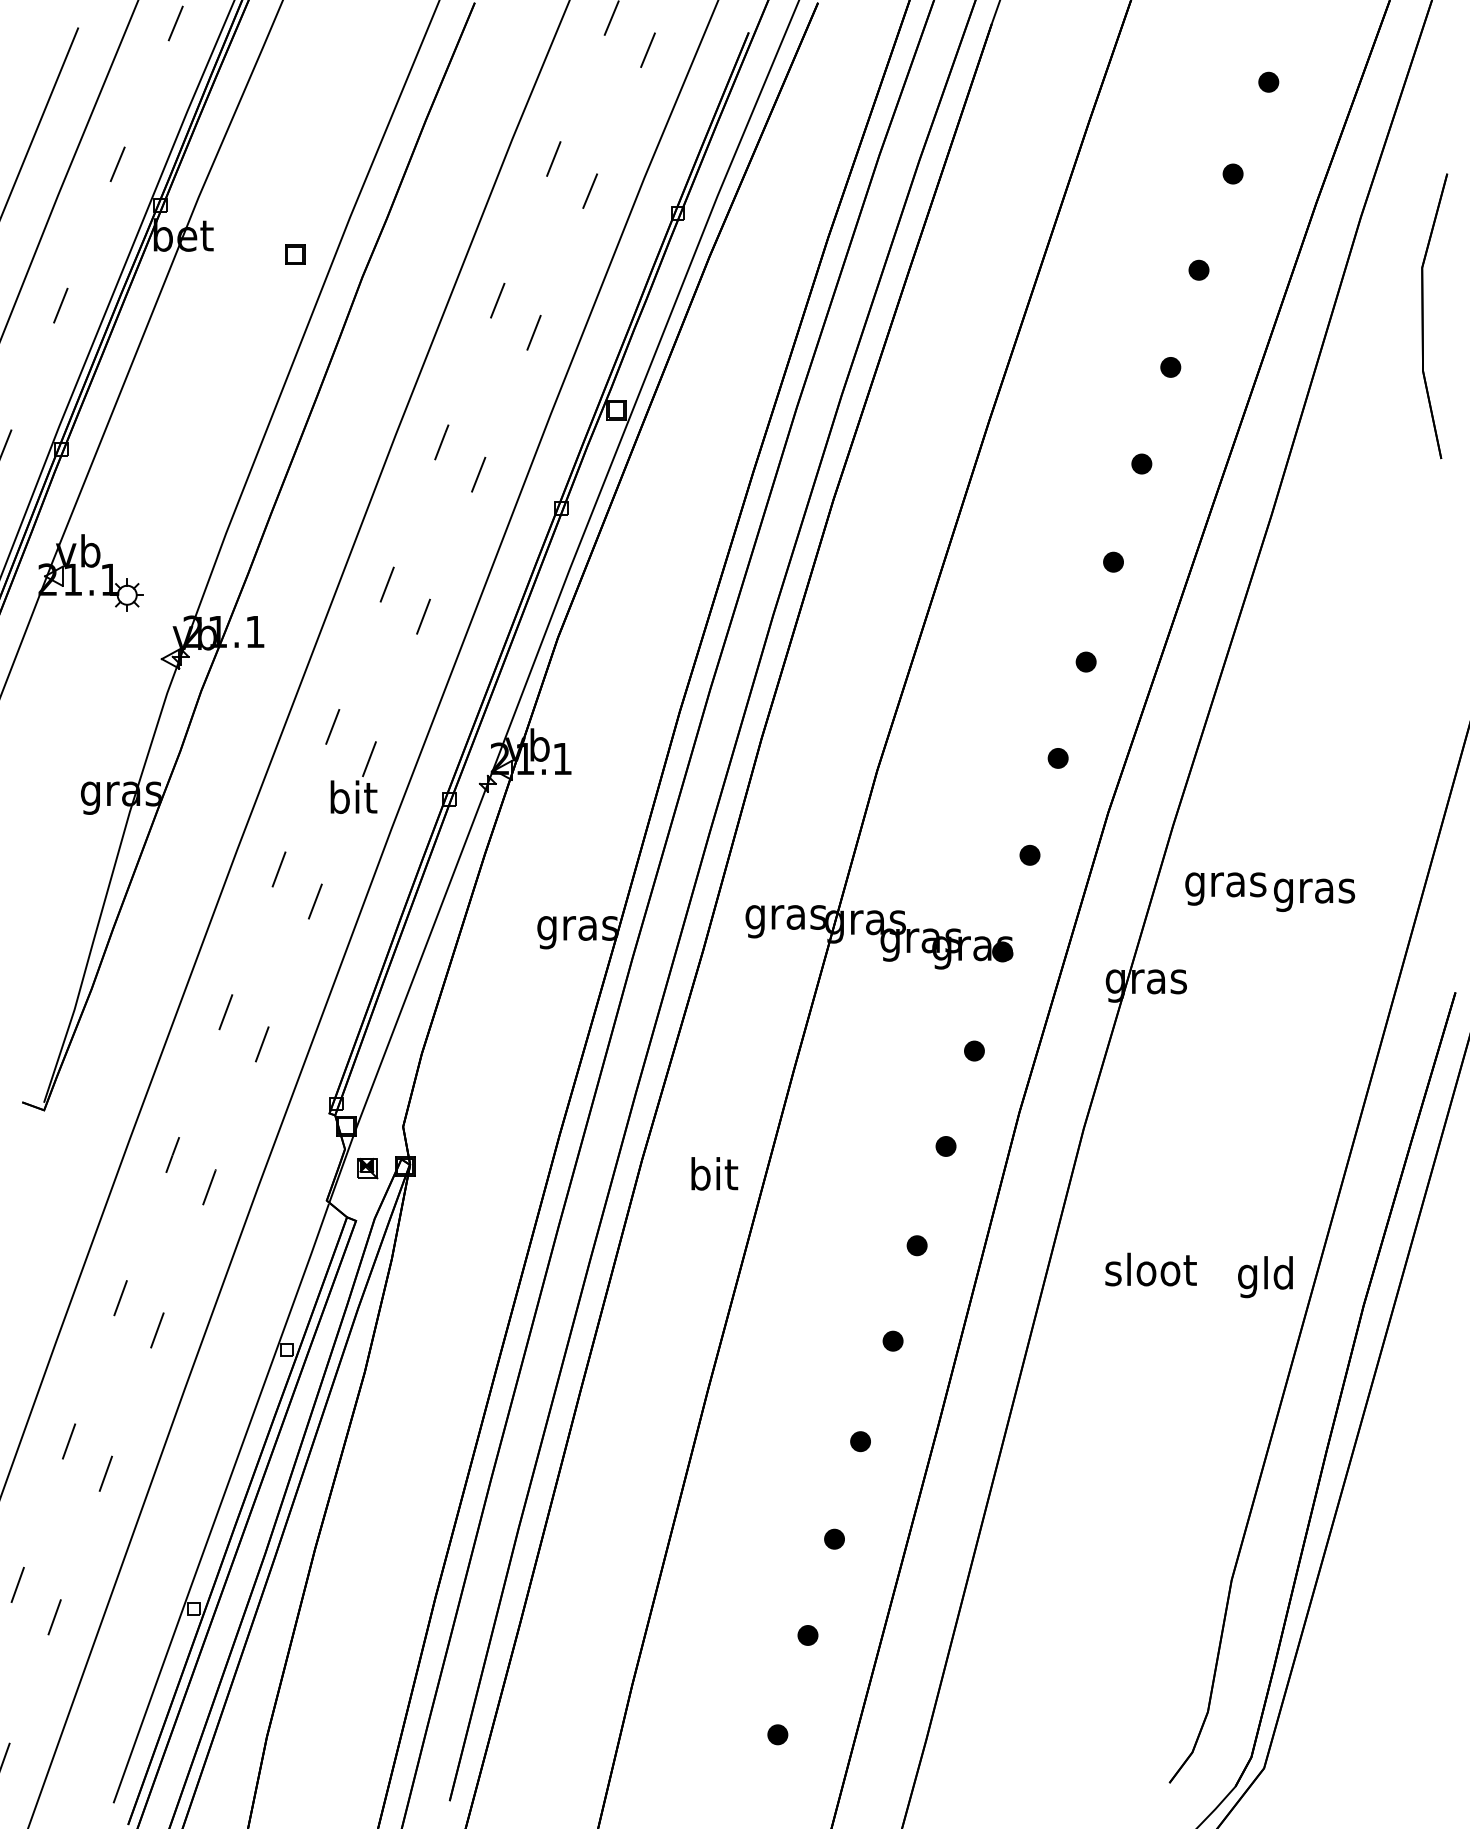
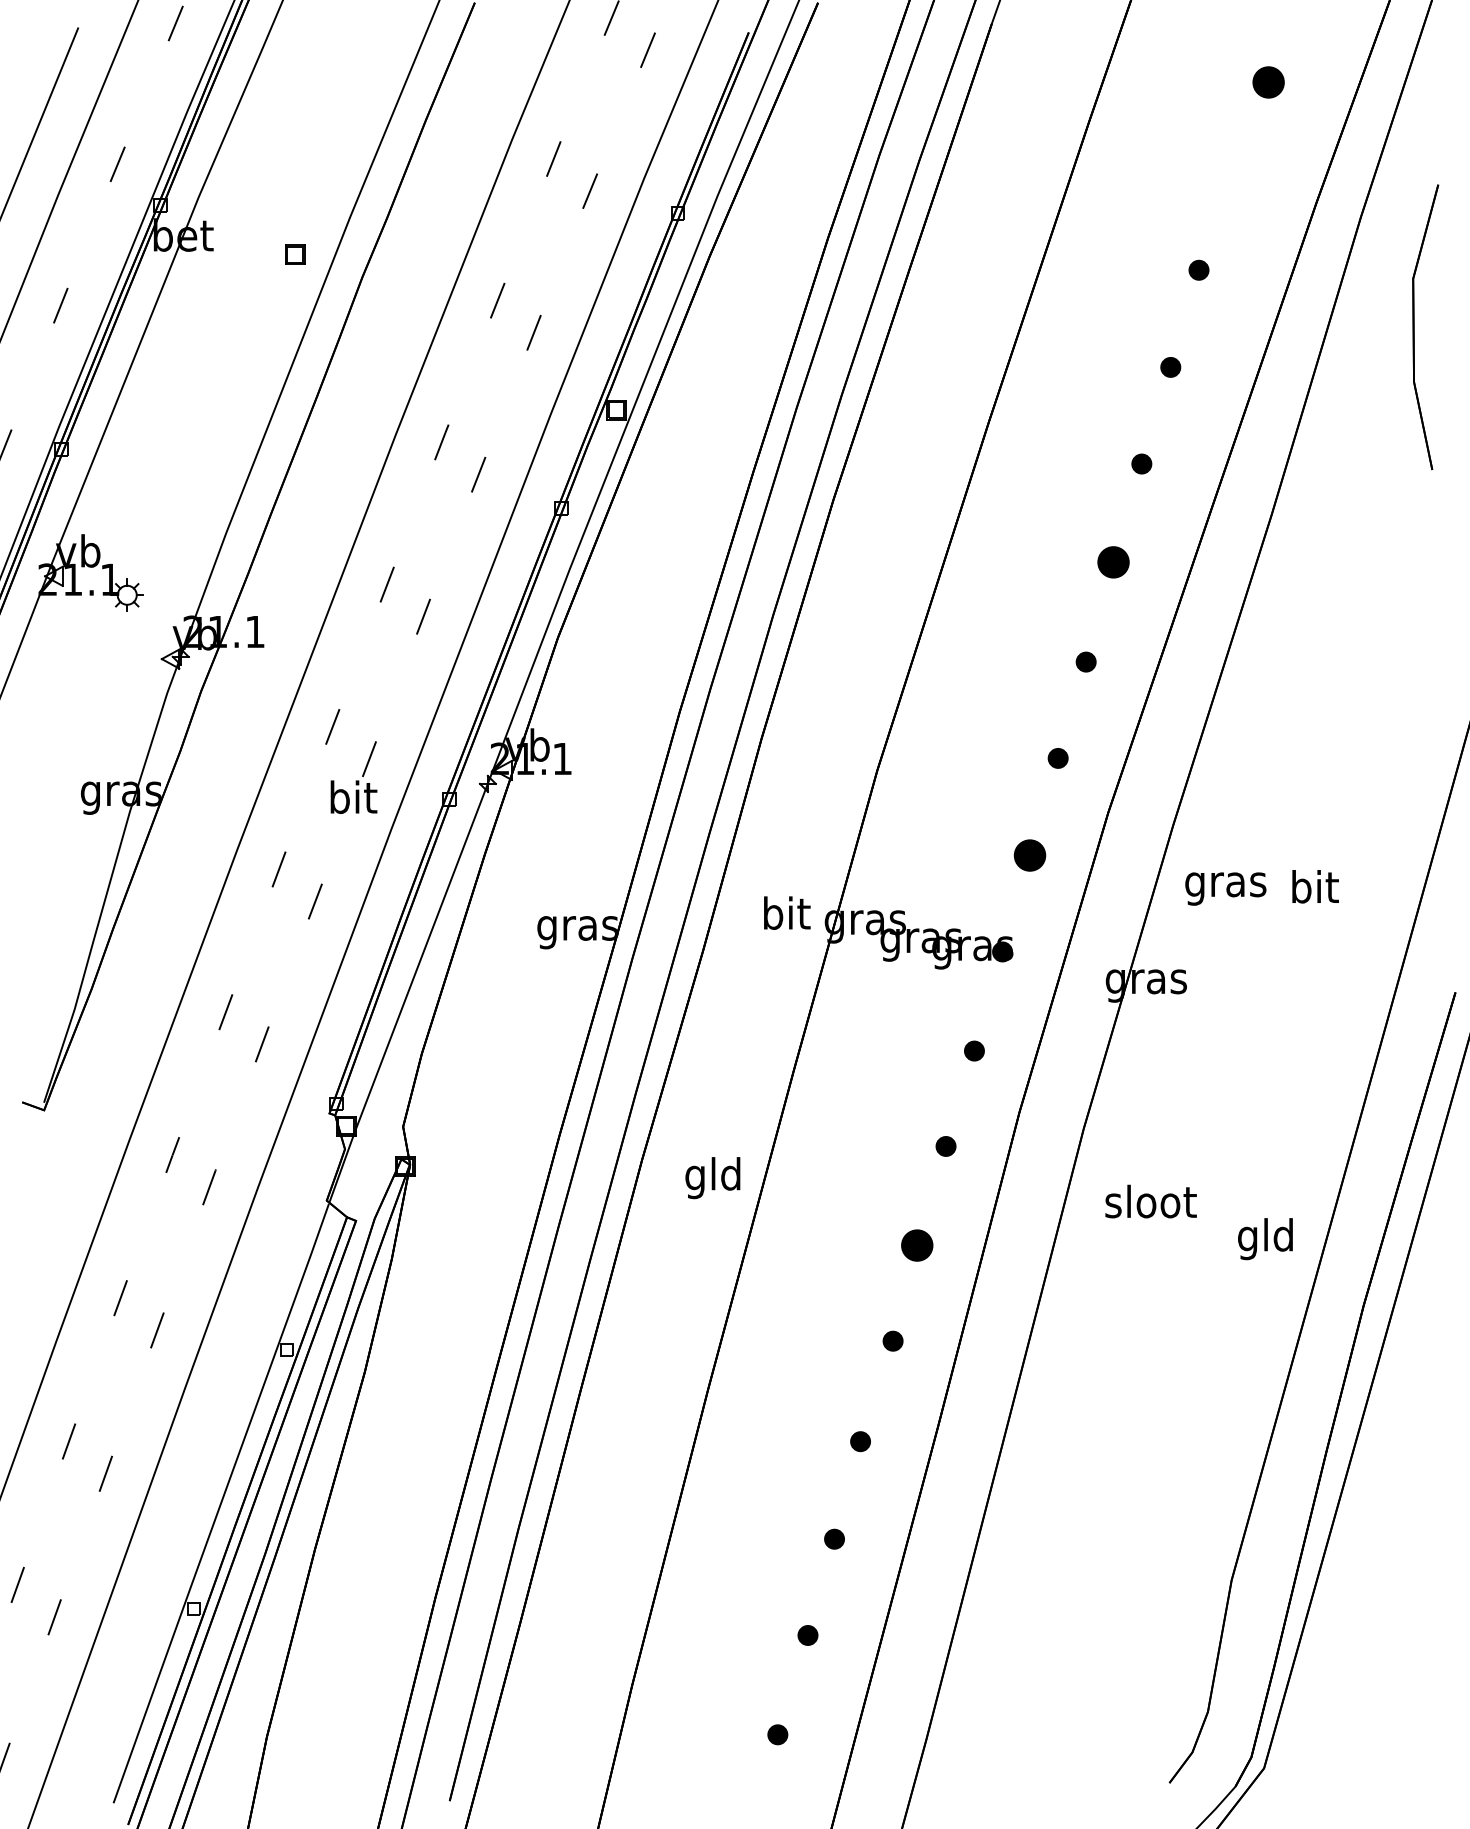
part size: 22x22 px -> 33x33 px (1268, 82)
part: present -> none (1232, 173)
part position: (1423, 316) -> (1414, 327) (1414, 327)
part size: 21x22 px -> 33x33 px (1113, 562)
part size: 22x22 px -> 34x33 px (1029, 855)
text: gras -> bit (1314, 890)
text: gras -> bit (785, 917)
part: present -> none (367, 1168)
text: bit -> gld (712, 1178)
part size: 22x22 px -> 33x33 px (917, 1245)
text position: (1150, 1269) -> (1150, 1201) (1150, 1201)
text position: (1265, 1277) -> (1265, 1239) (1265, 1239)
